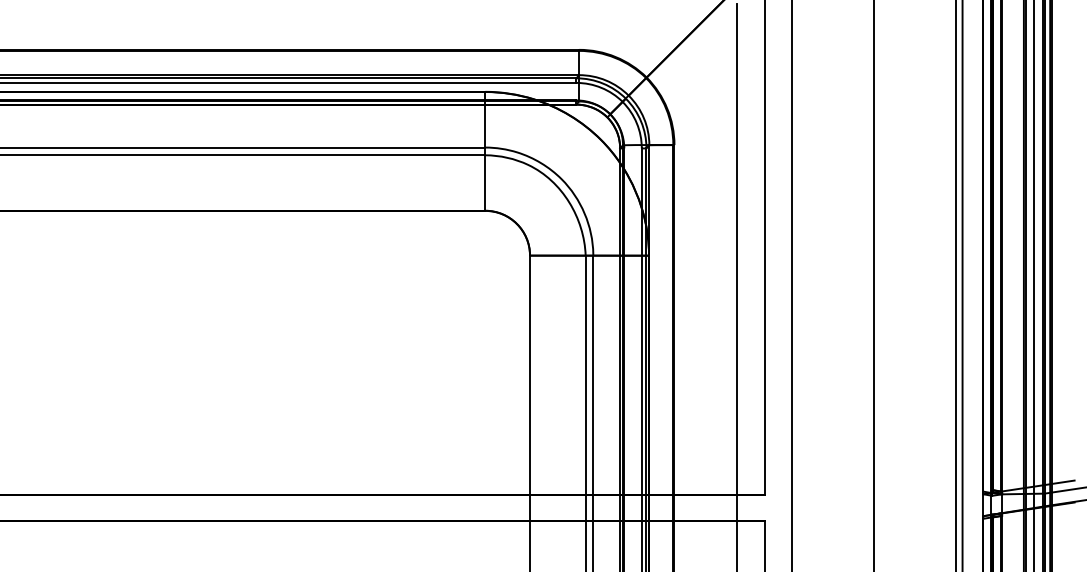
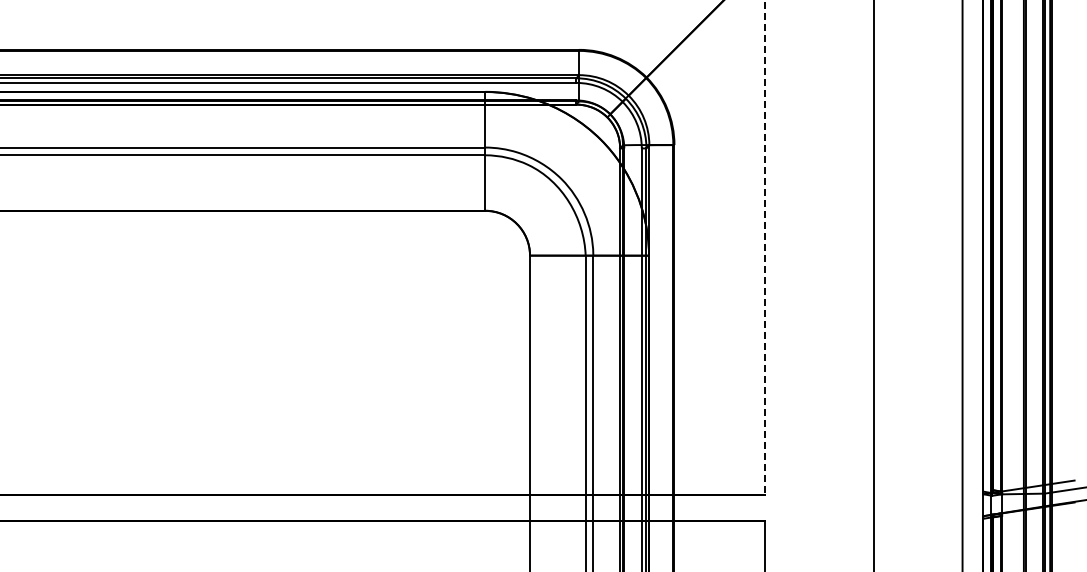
line: solid -> dashed (765, 248)
line: present -> none (737, 285)
line: present -> none (791, 285)
line: present -> none (956, 285)
line: present -> none (1034, 285)
